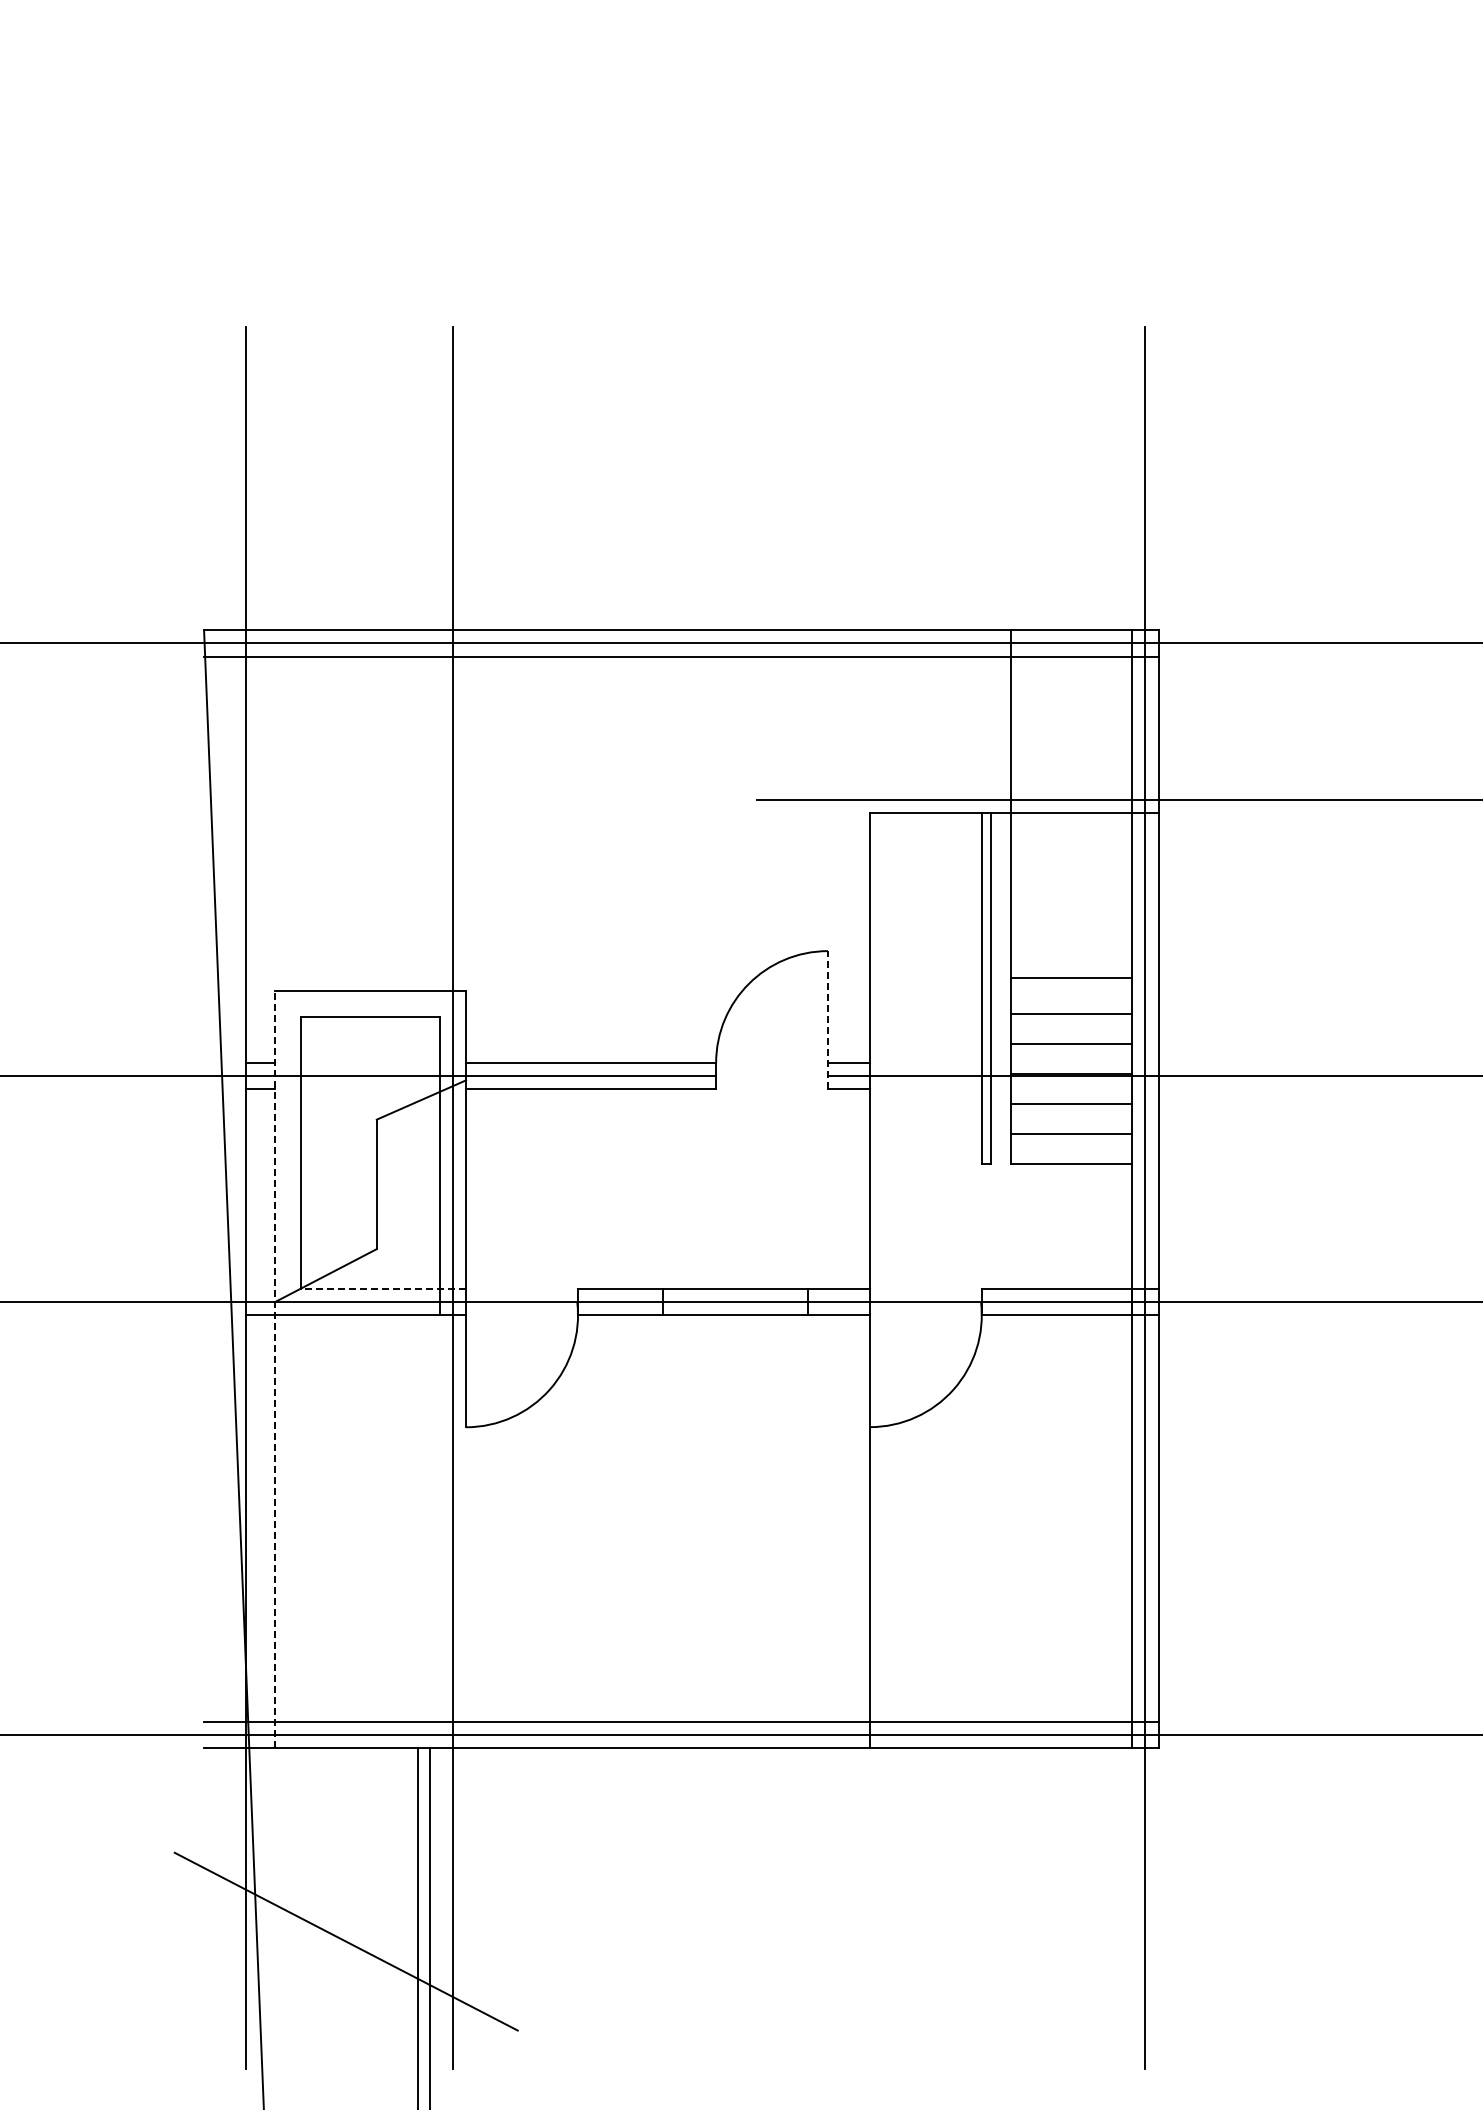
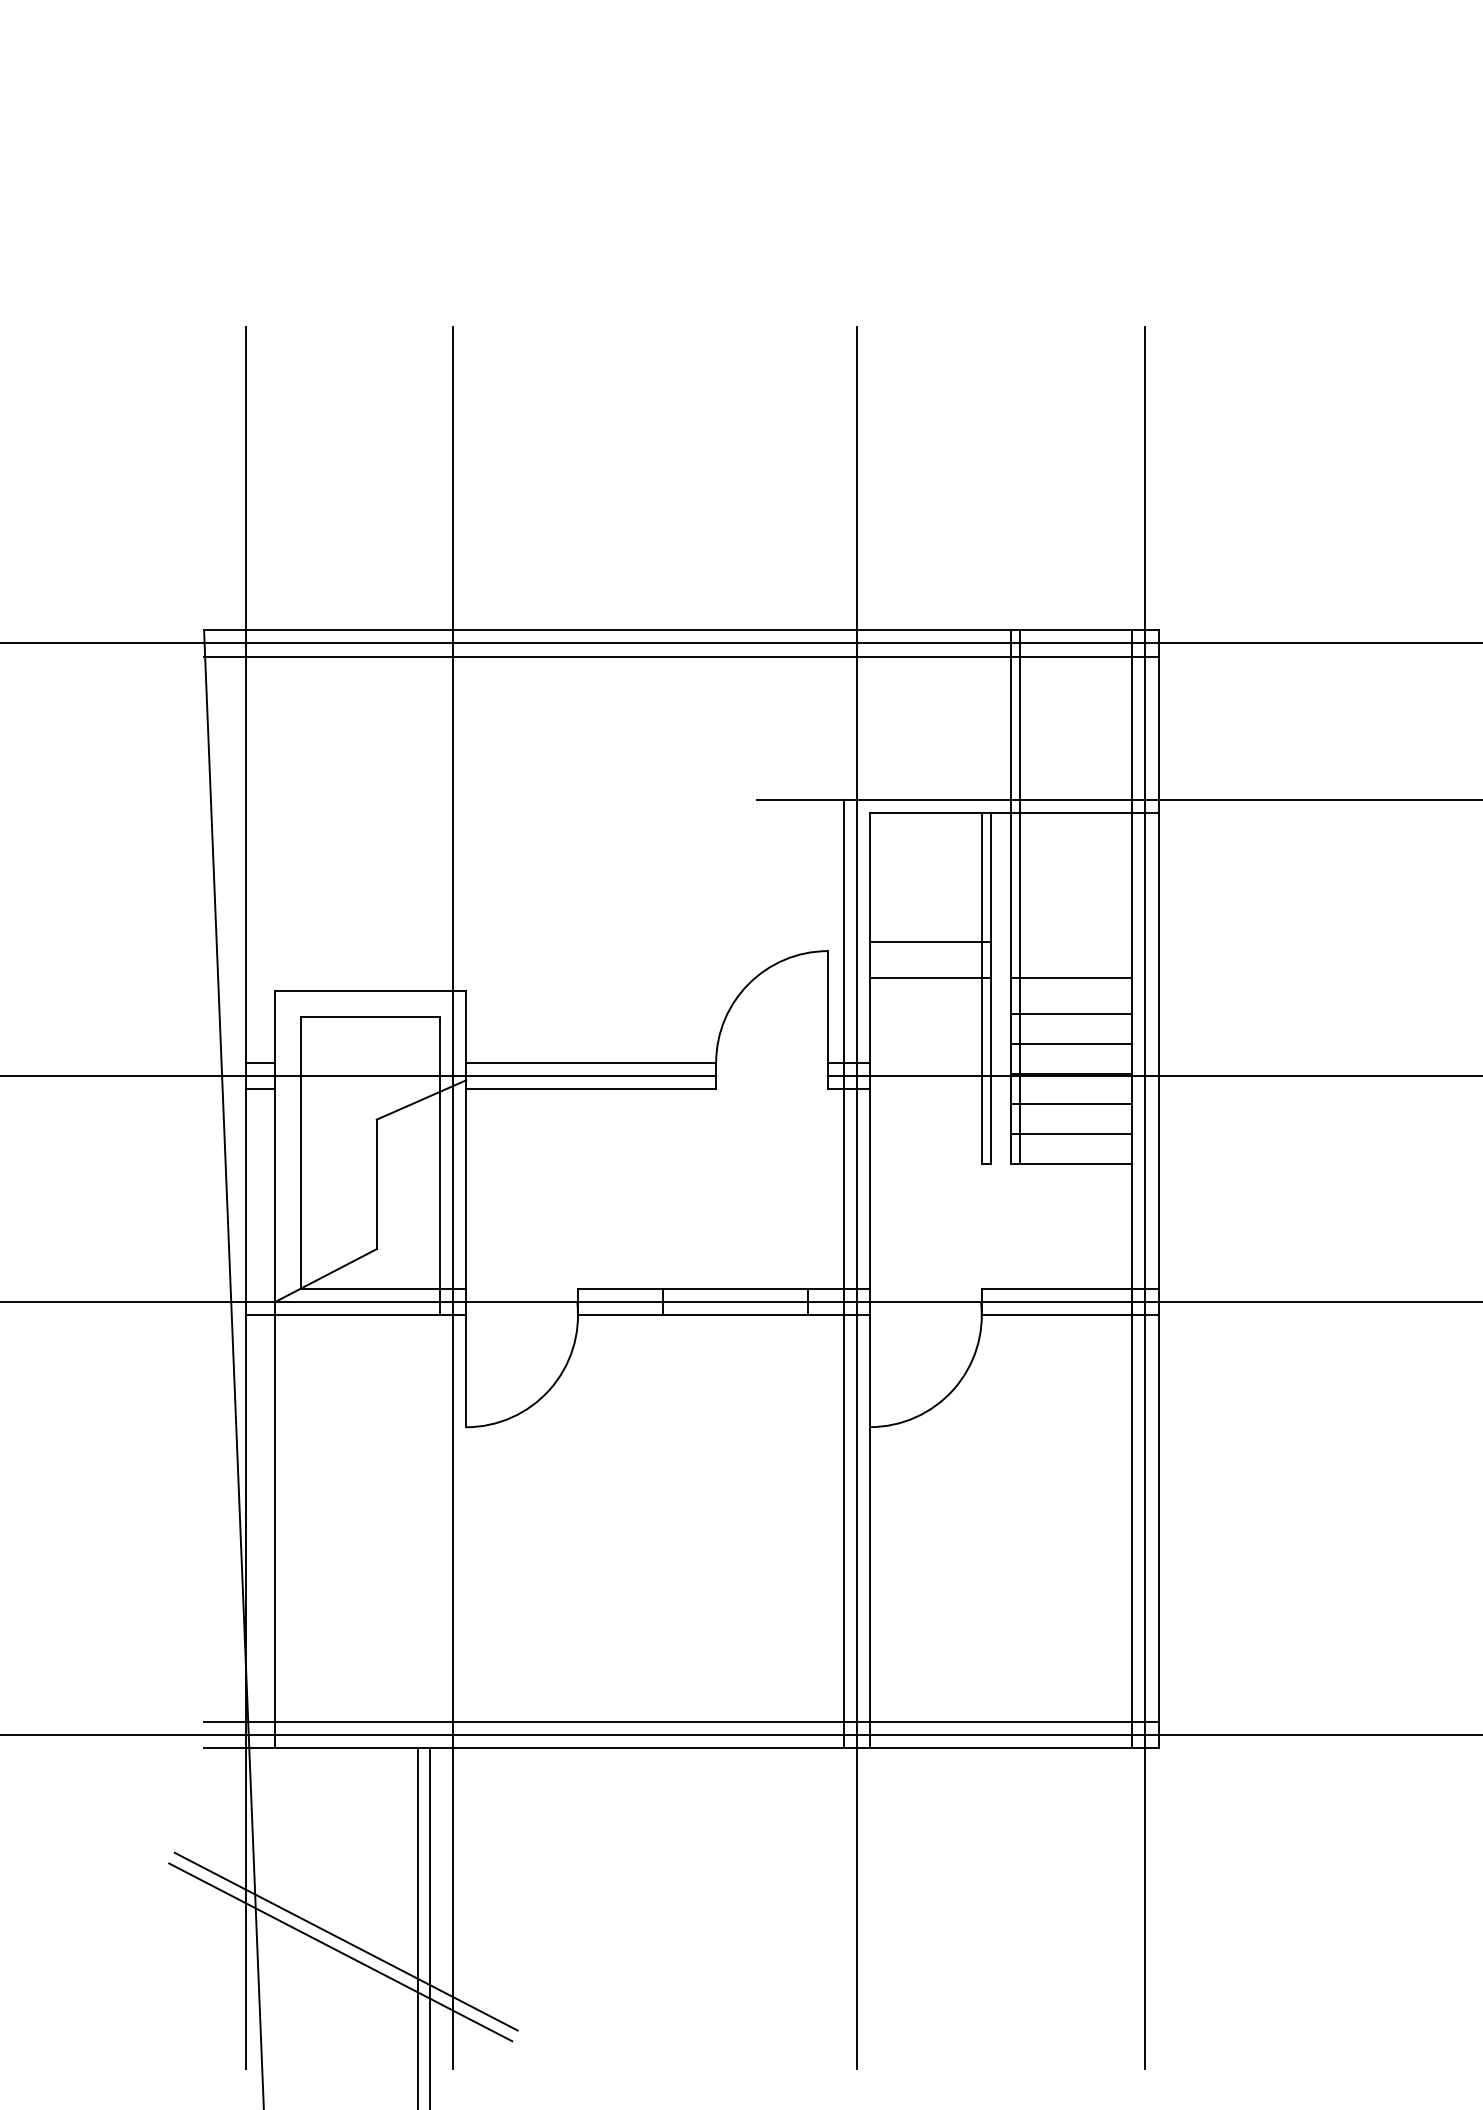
line: none -> present (1020, 896)
line: none -> present (930, 941)
line: none -> present (930, 977)
line: dashed -> solid (827, 1019)
line: none -> present (856, 1197)
line: none -> present (843, 1273)
line: dashed -> solid (383, 1288)
line: dashed -> solid (274, 1369)
line: none -> present (340, 1952)
